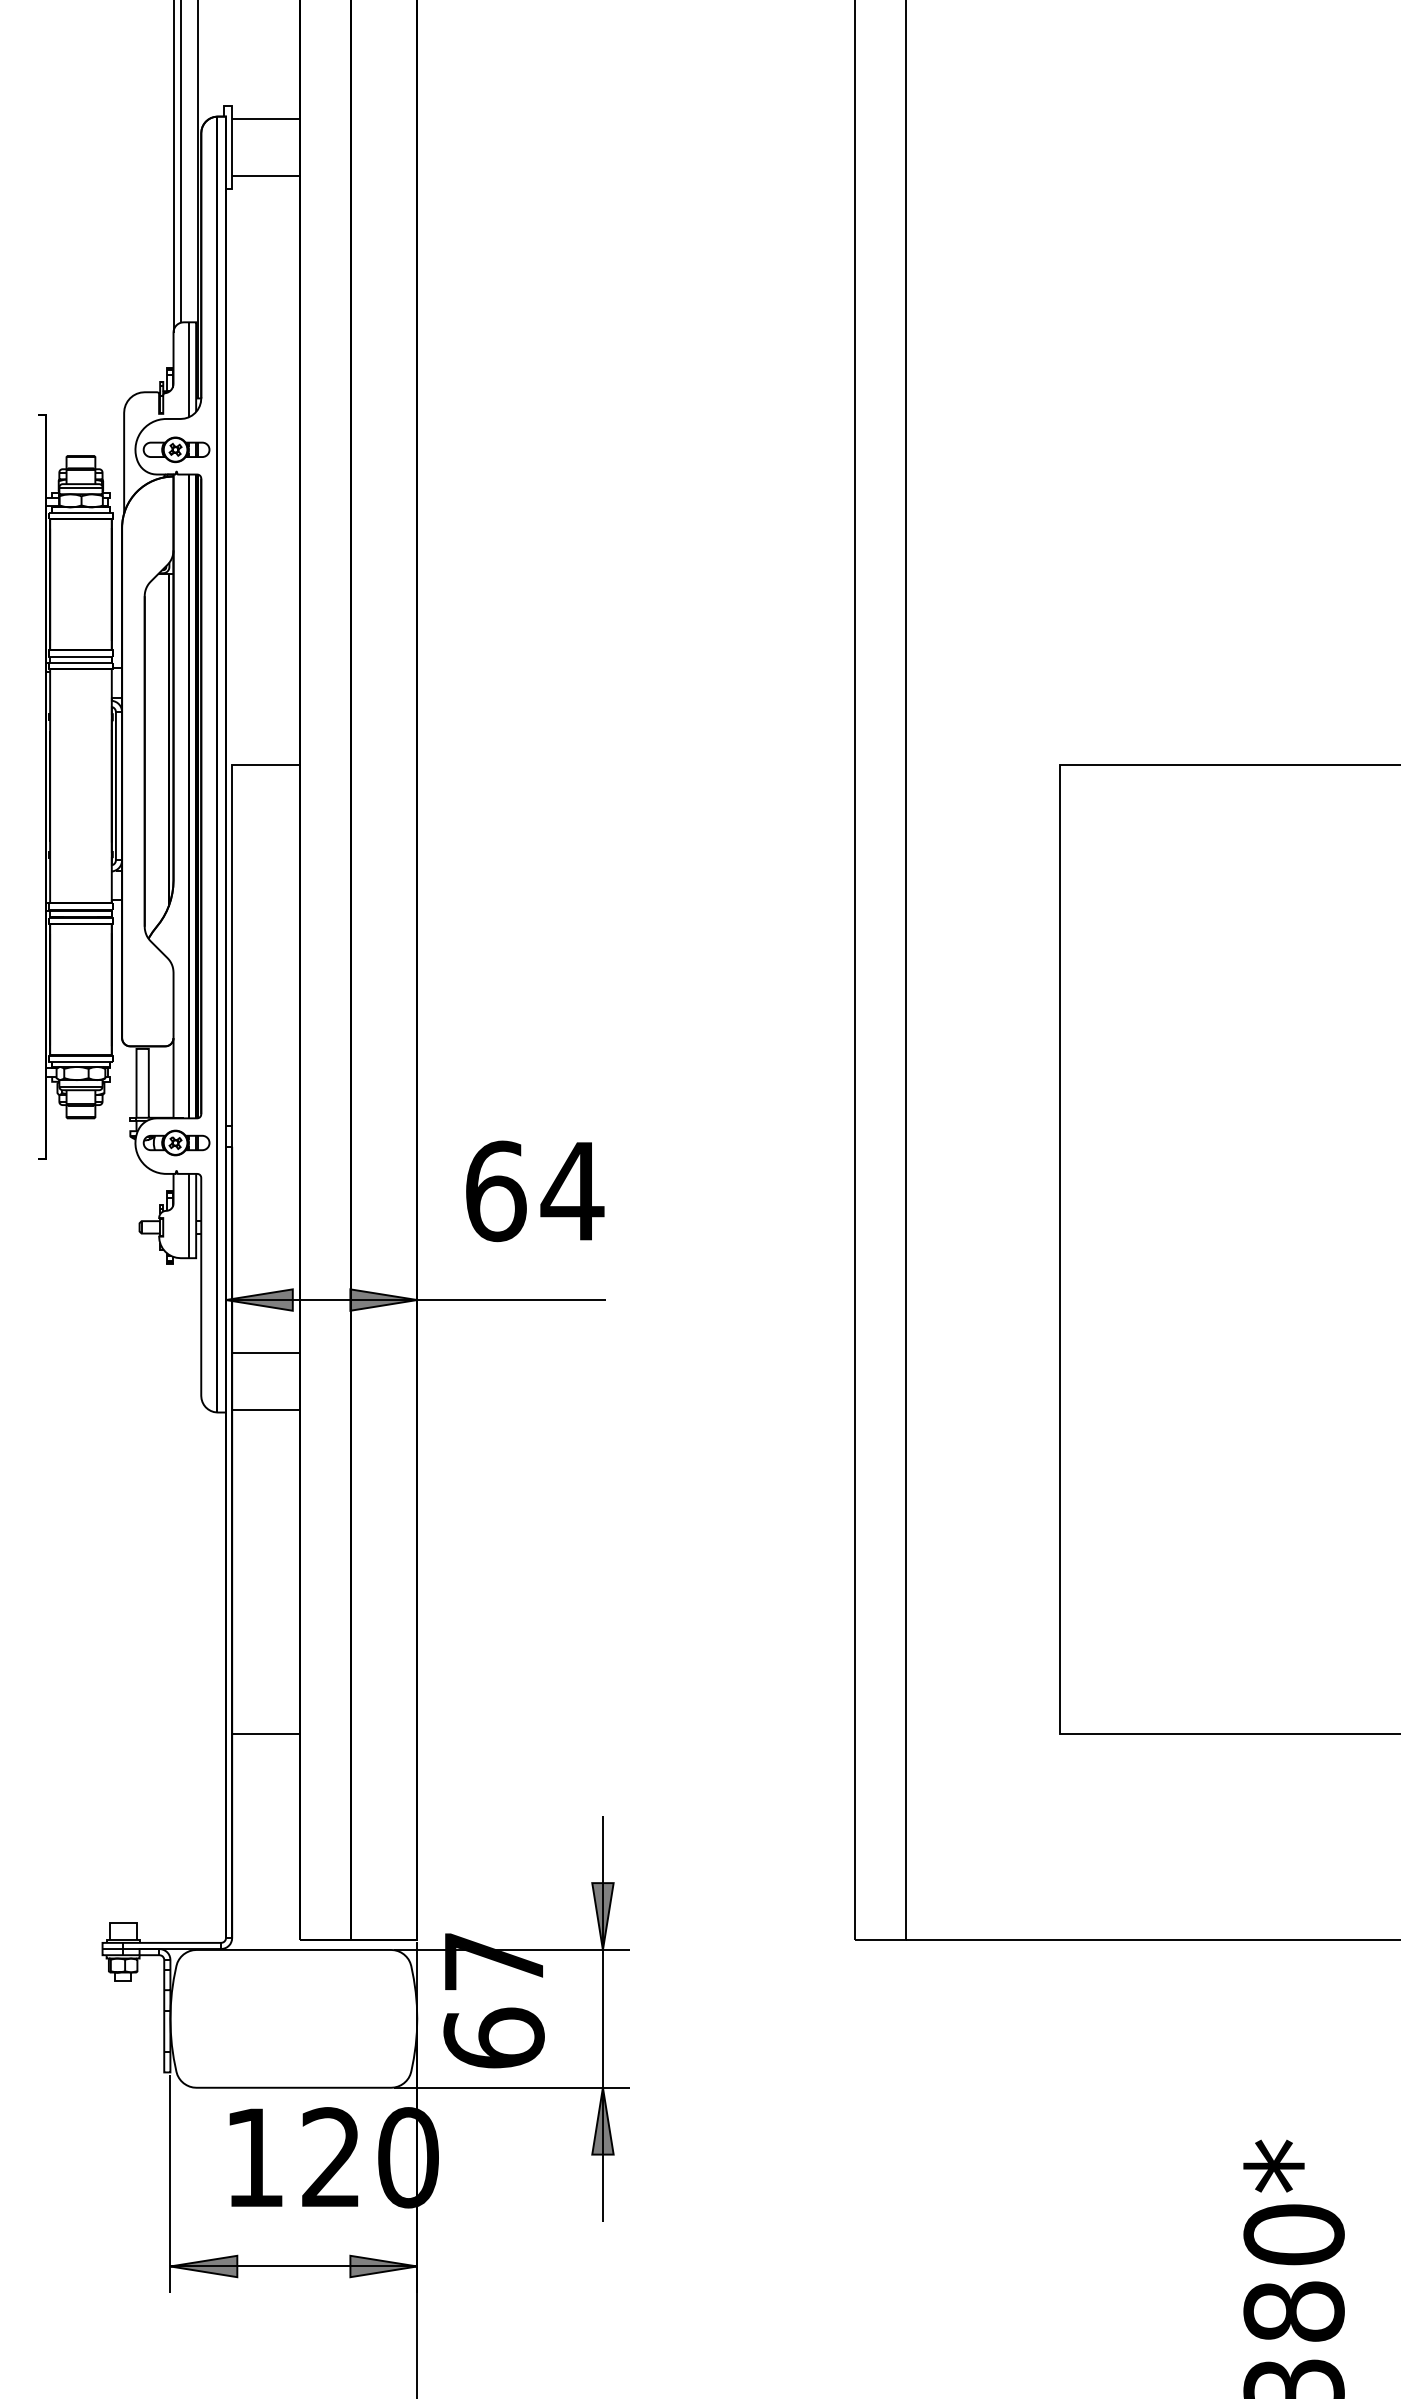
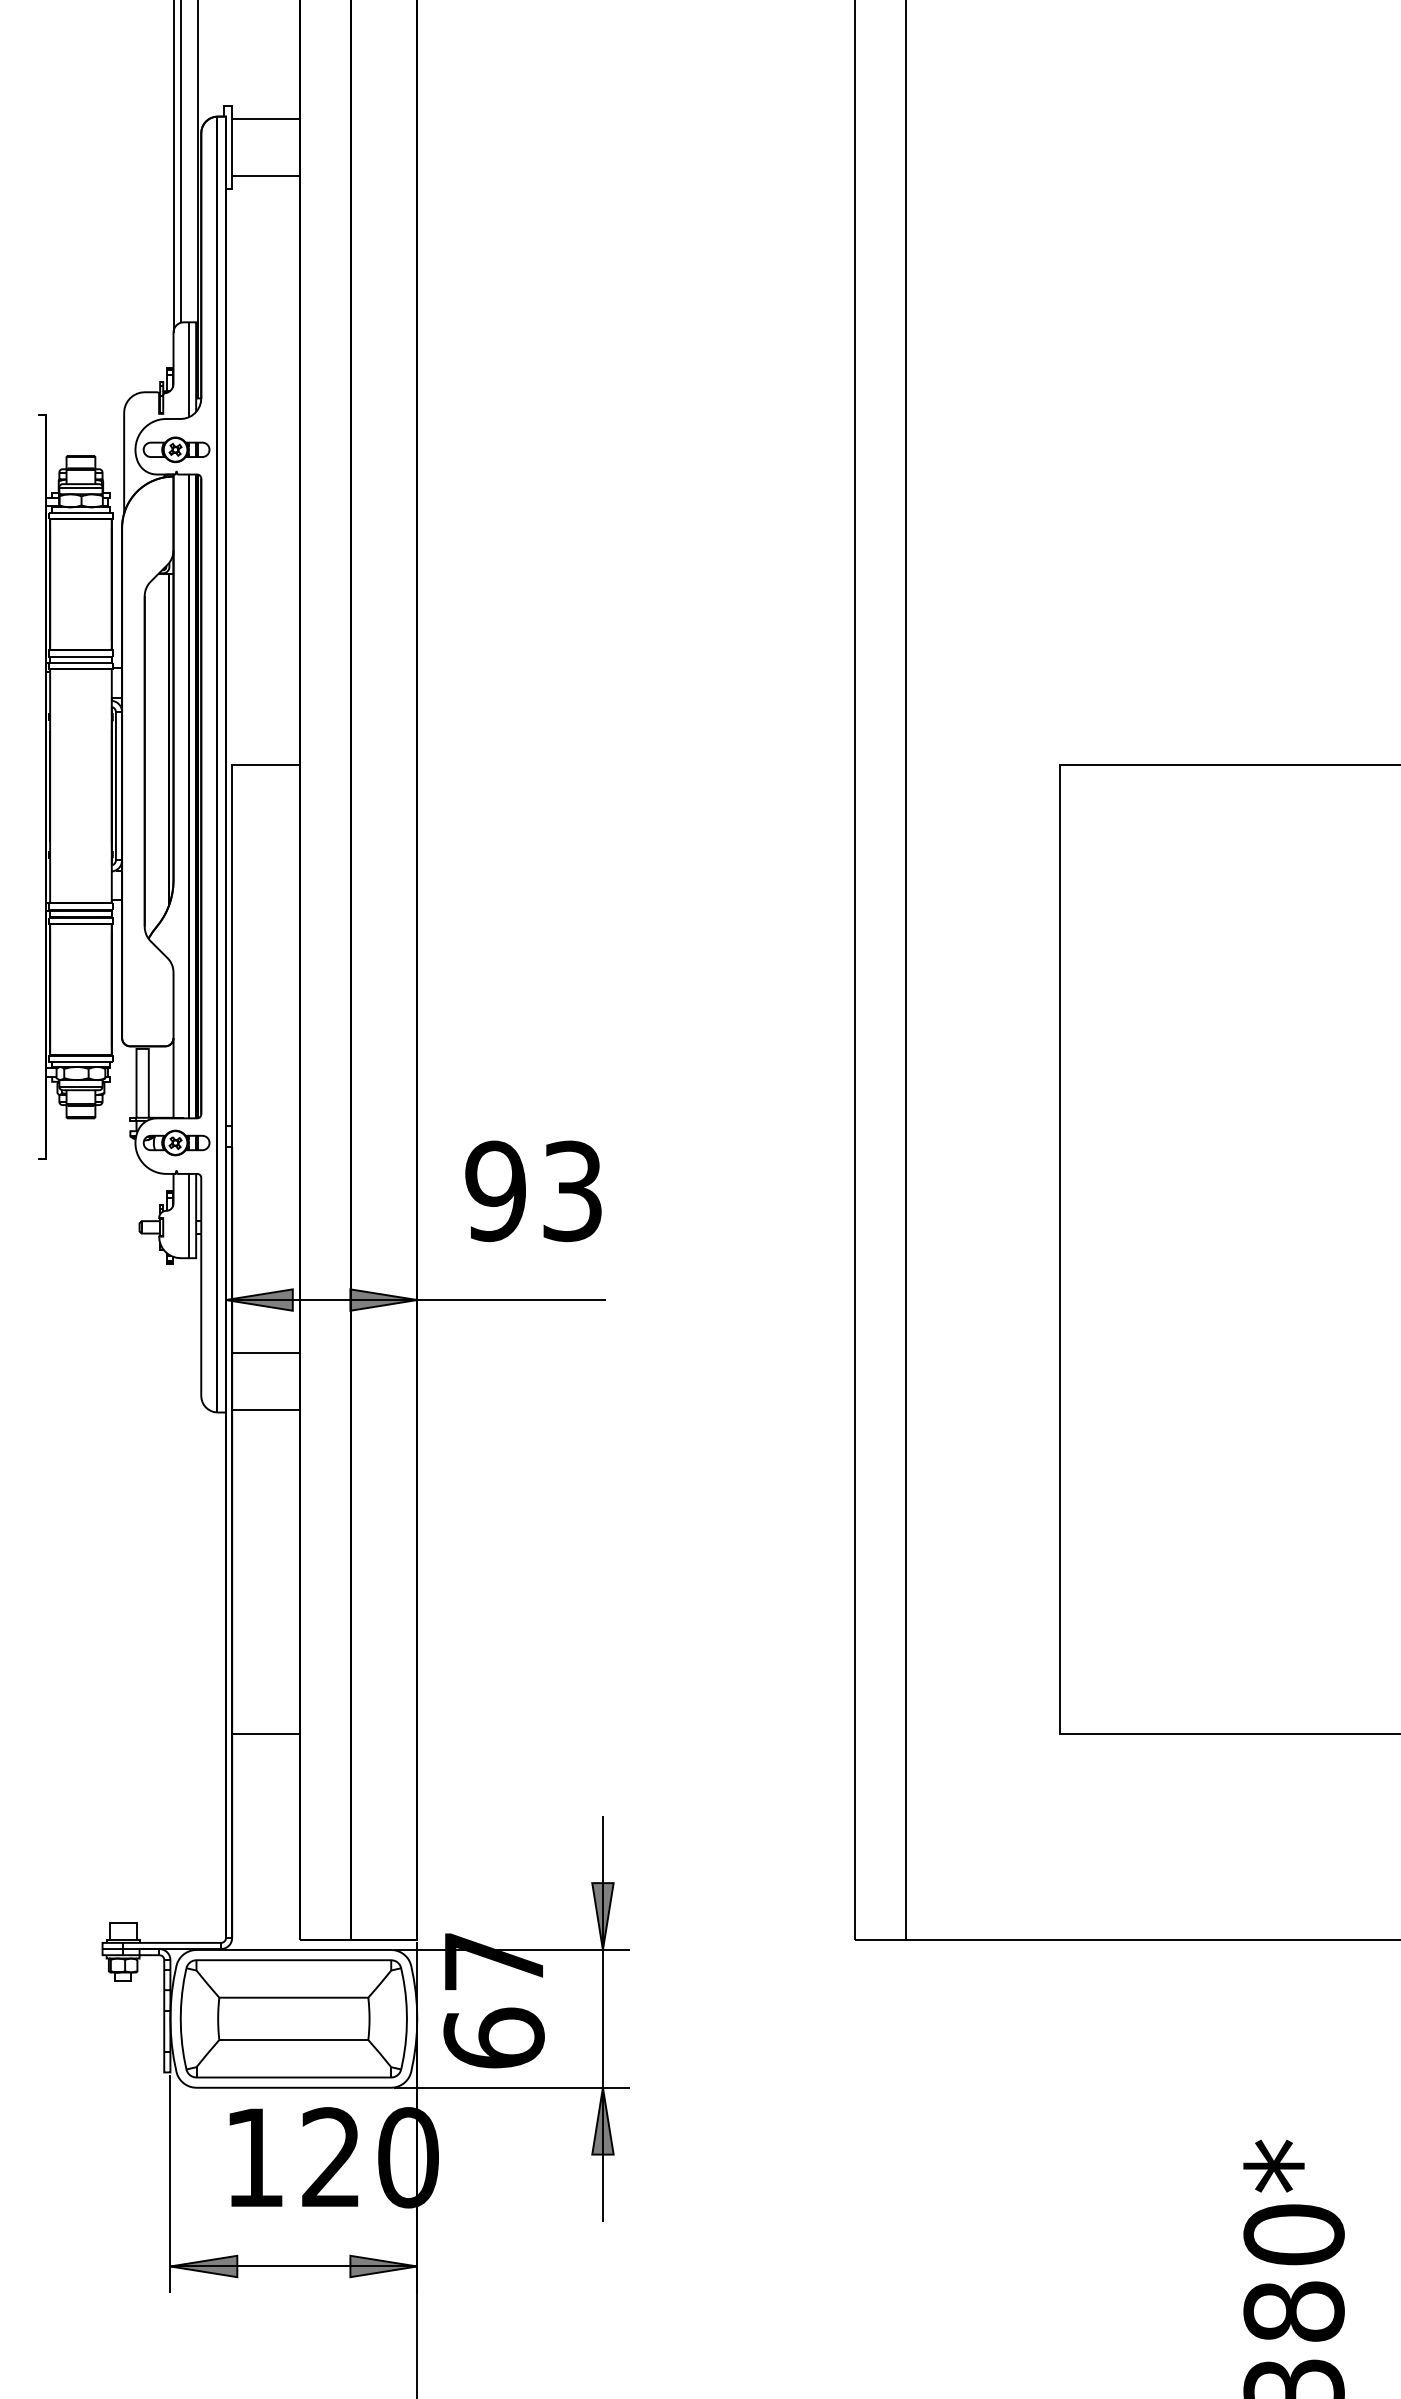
text: 64 -> 93 (534, 1191)
part: none -> present (293, 2018)
